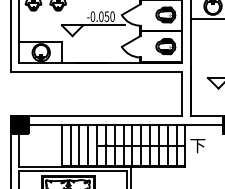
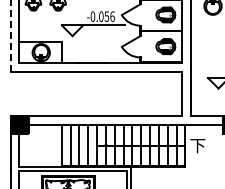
text: -0.050 -> -0.056 (112, 16)
line: present -> none (205, 18)
line: solid -> dashed (10, 35)
